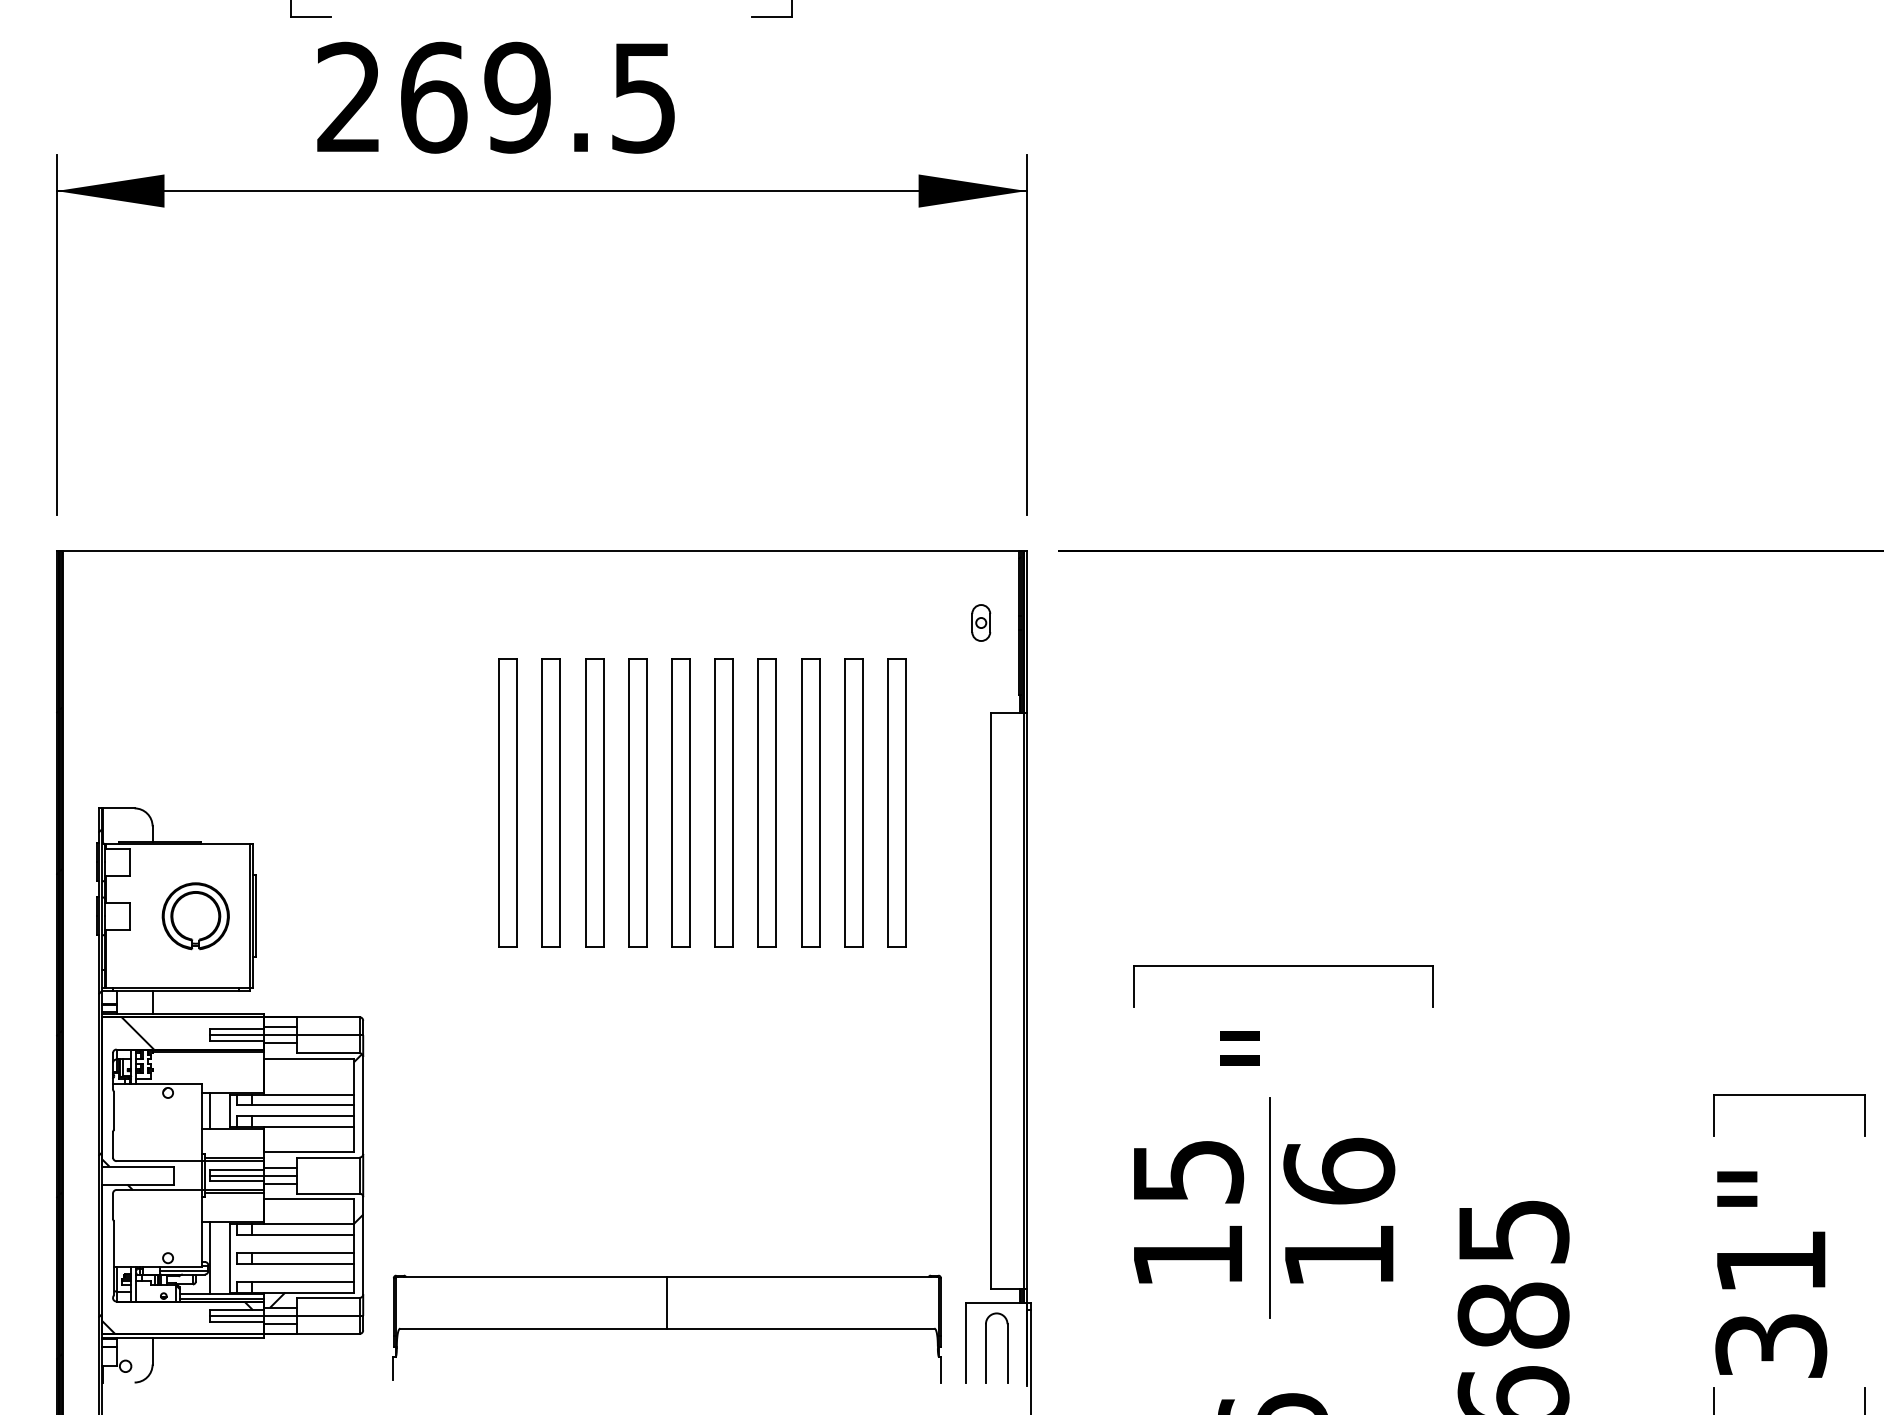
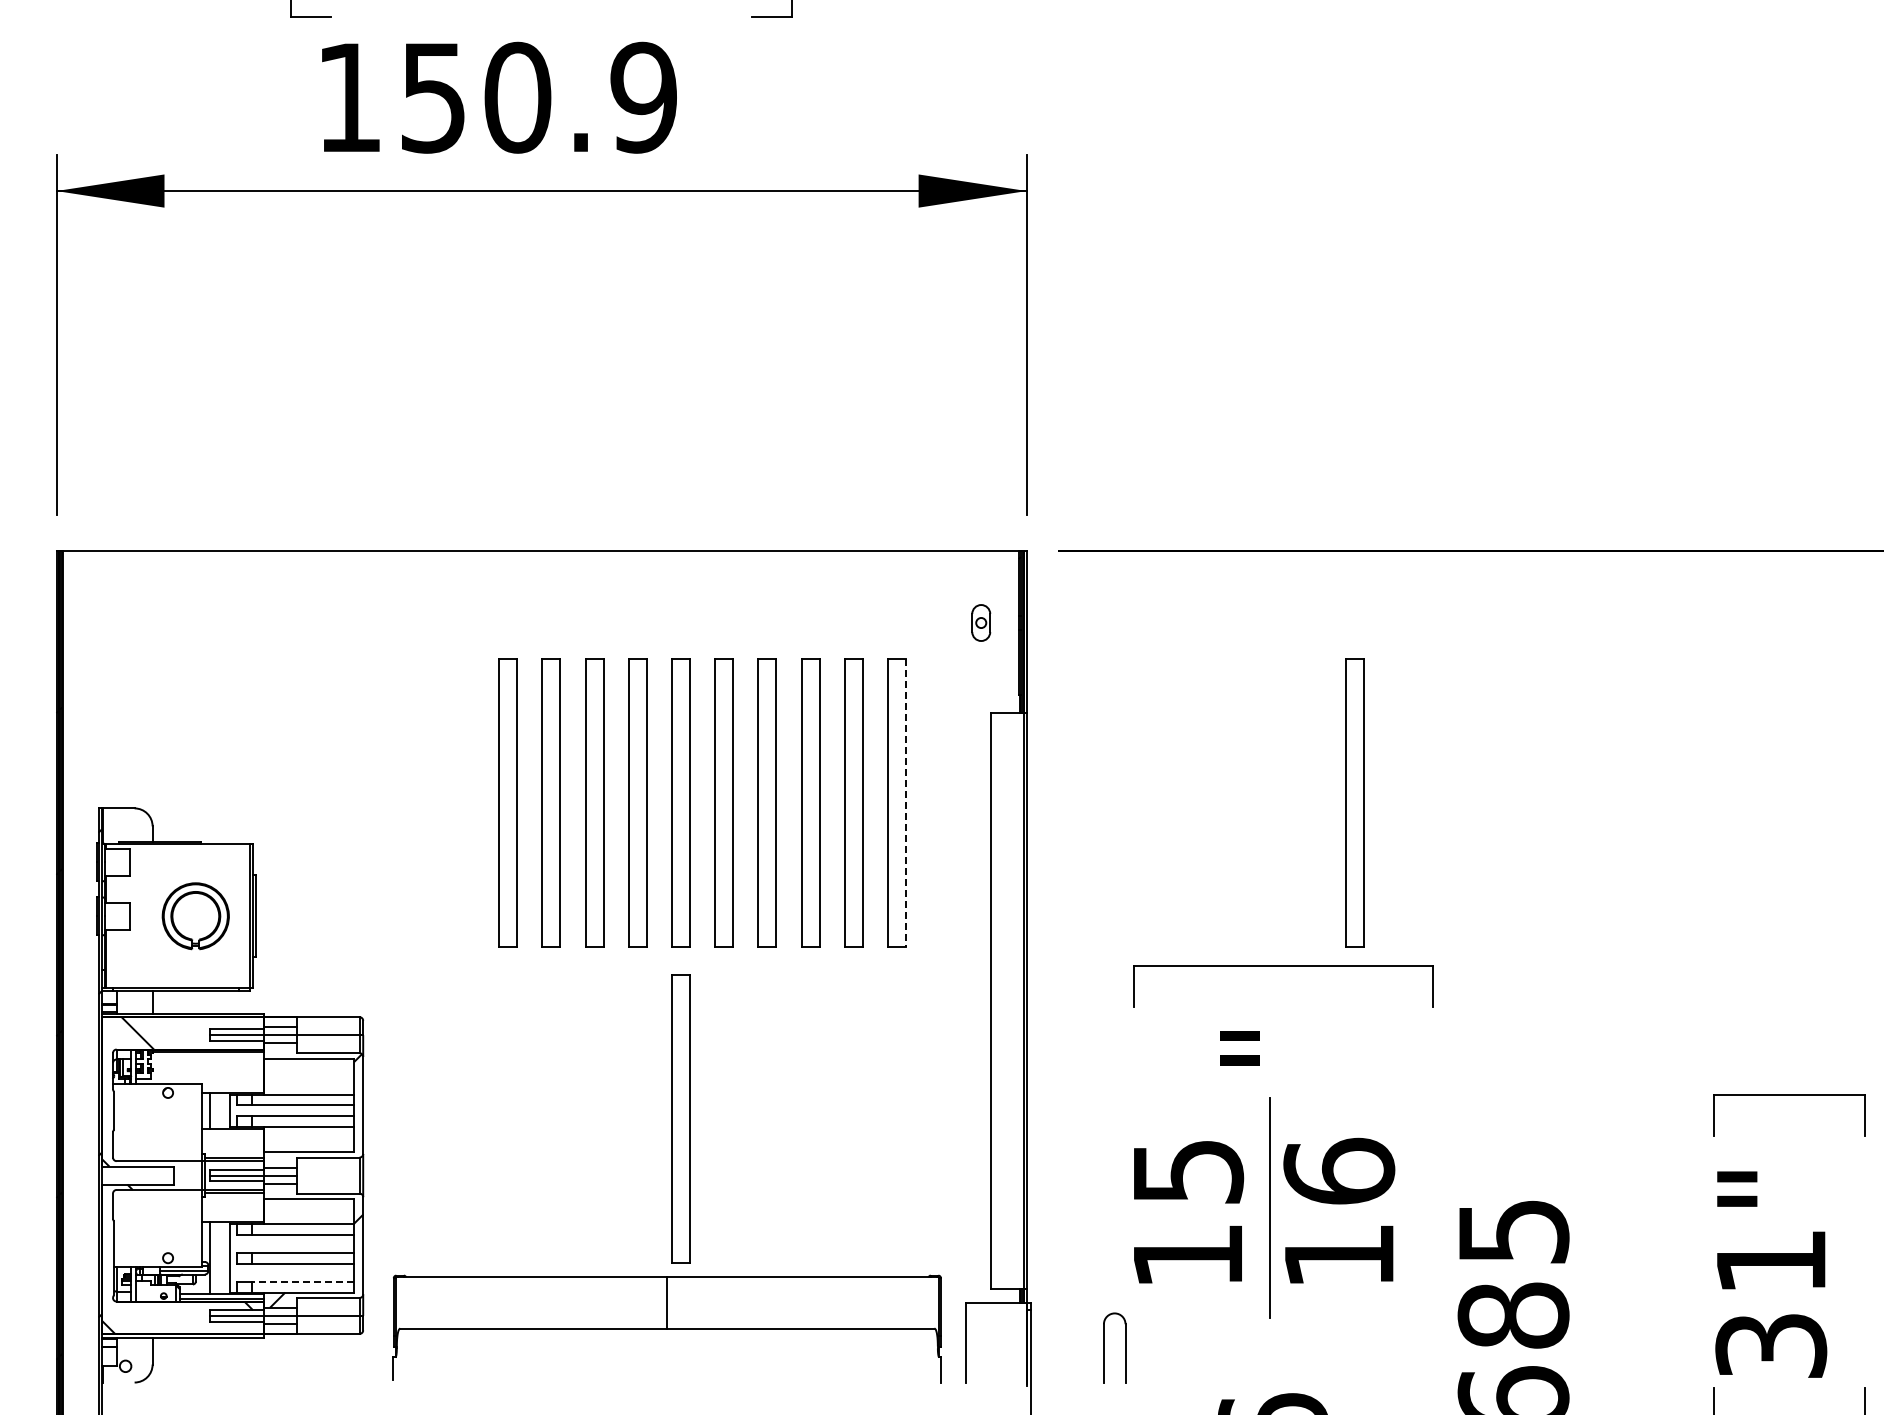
text: 269.5 -> 150.9 (496, 97)
part: none -> present (1354, 802)
line: solid -> dashed (906, 803)
part: none -> present (680, 1118)
line: solid -> dashed (302, 1281)
part position: (986, 1347) -> (1104, 1347) (1104, 1347)
